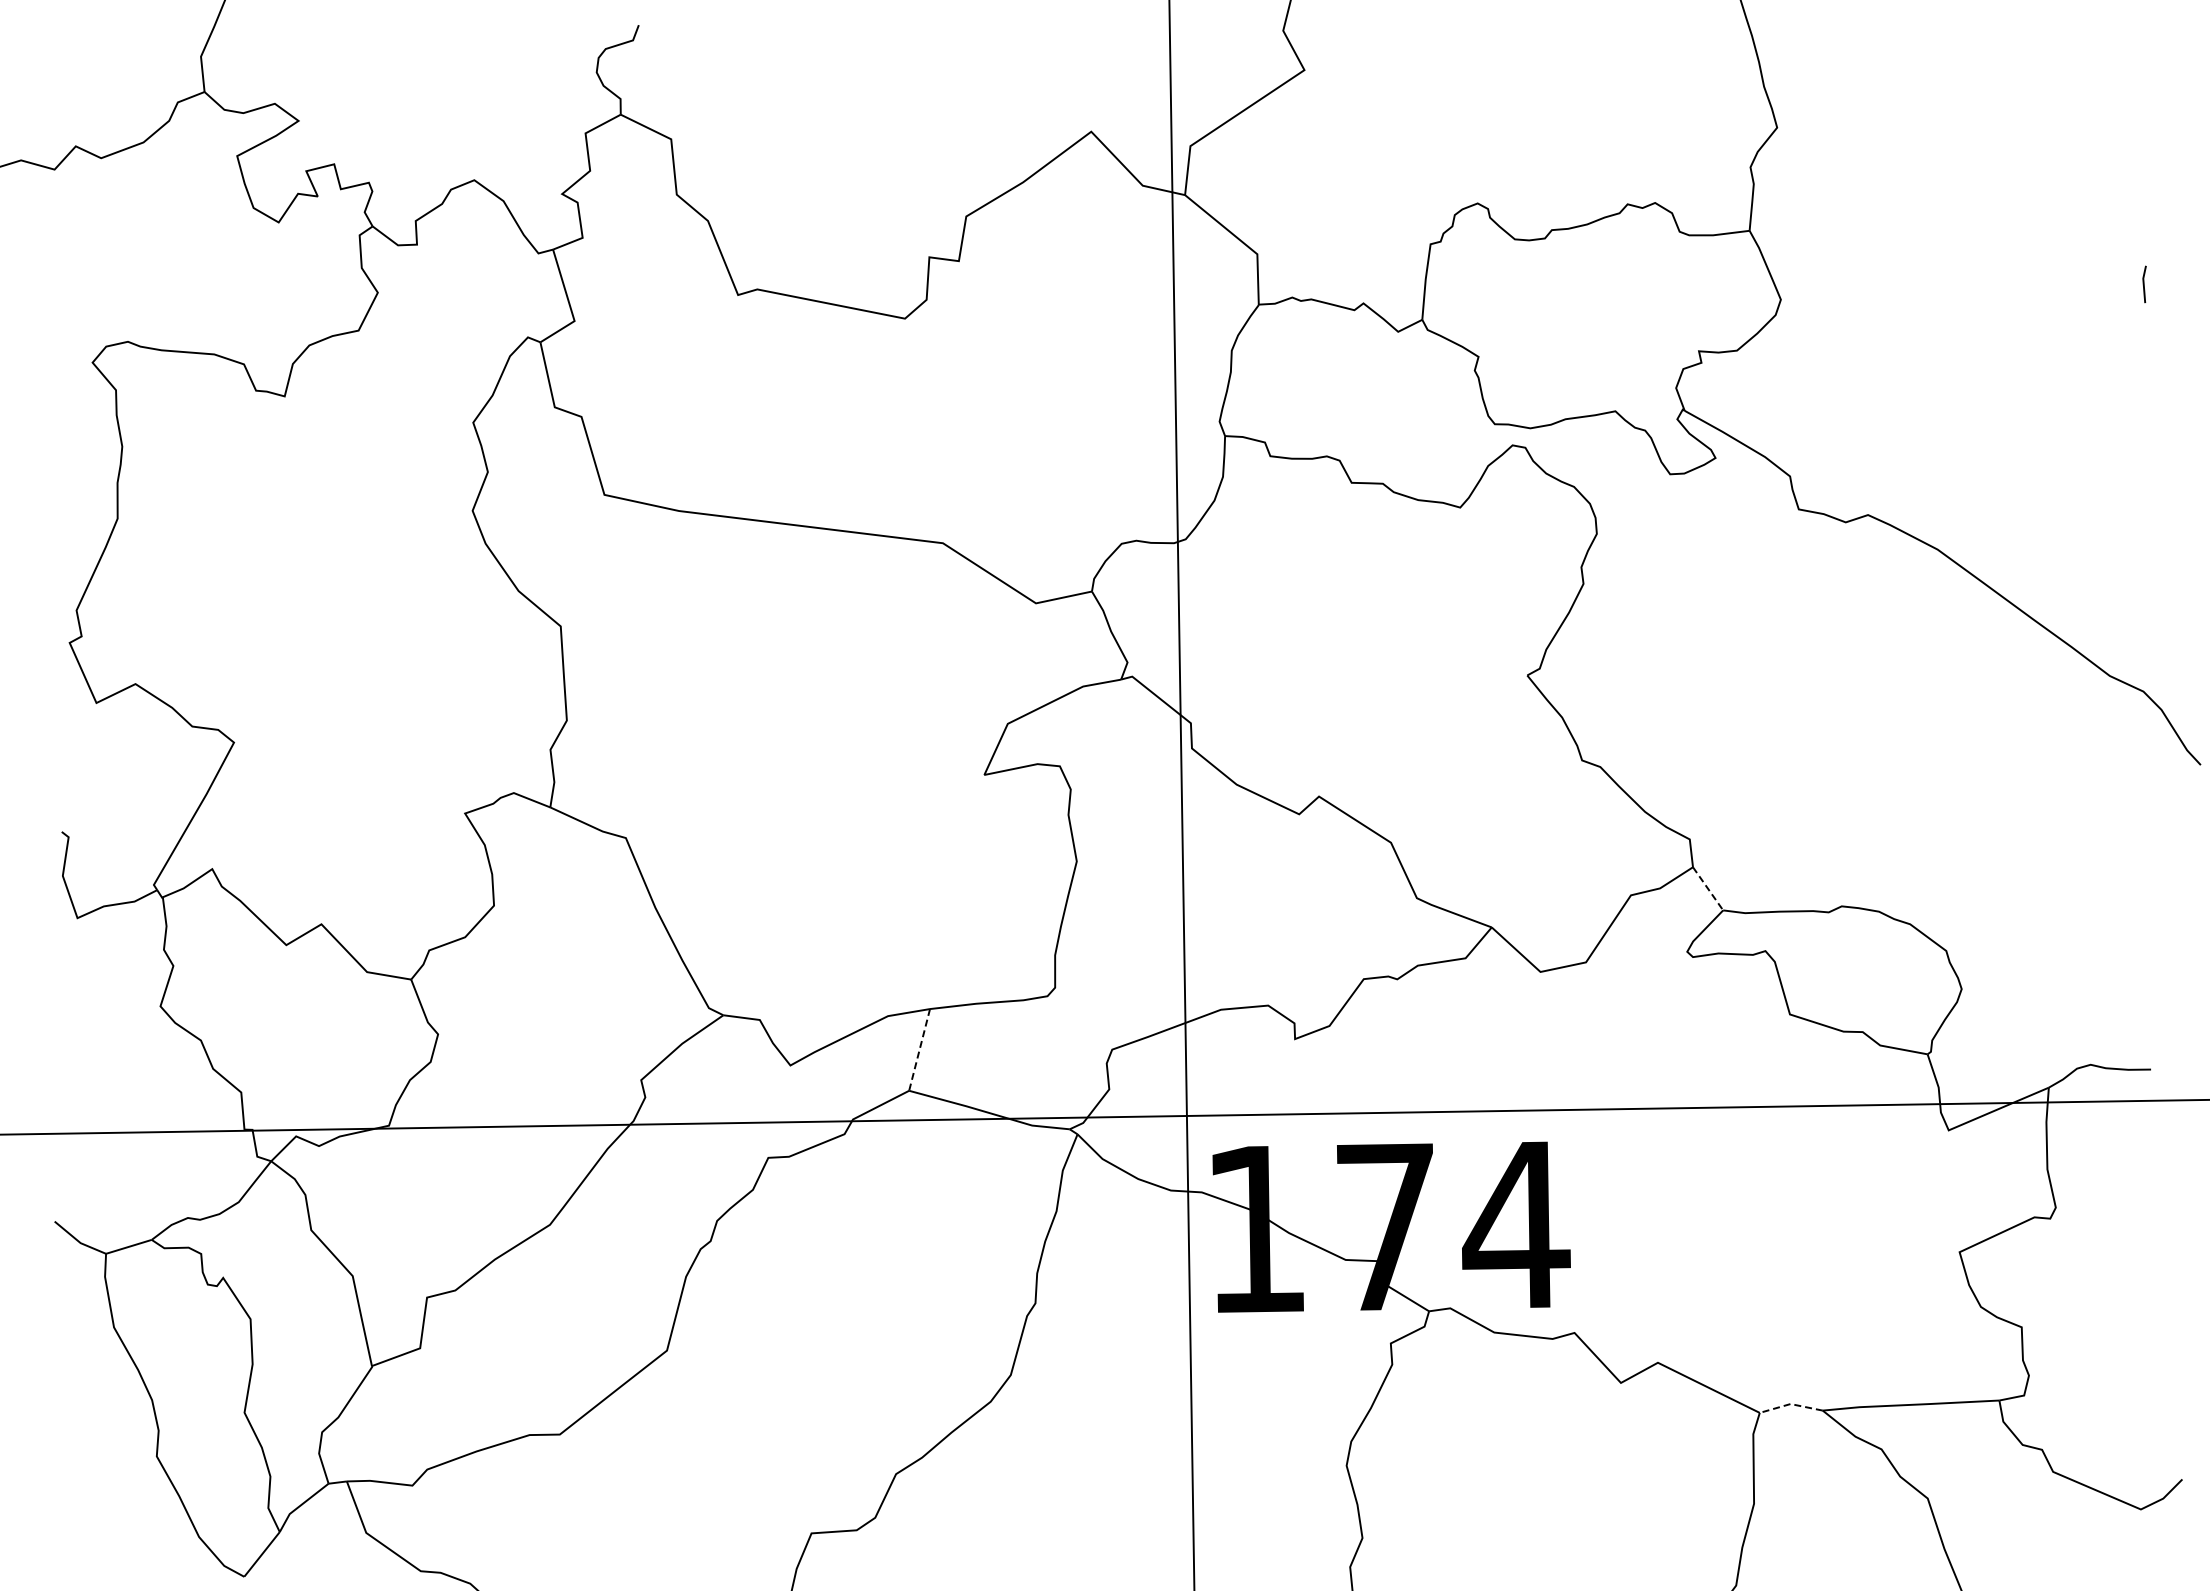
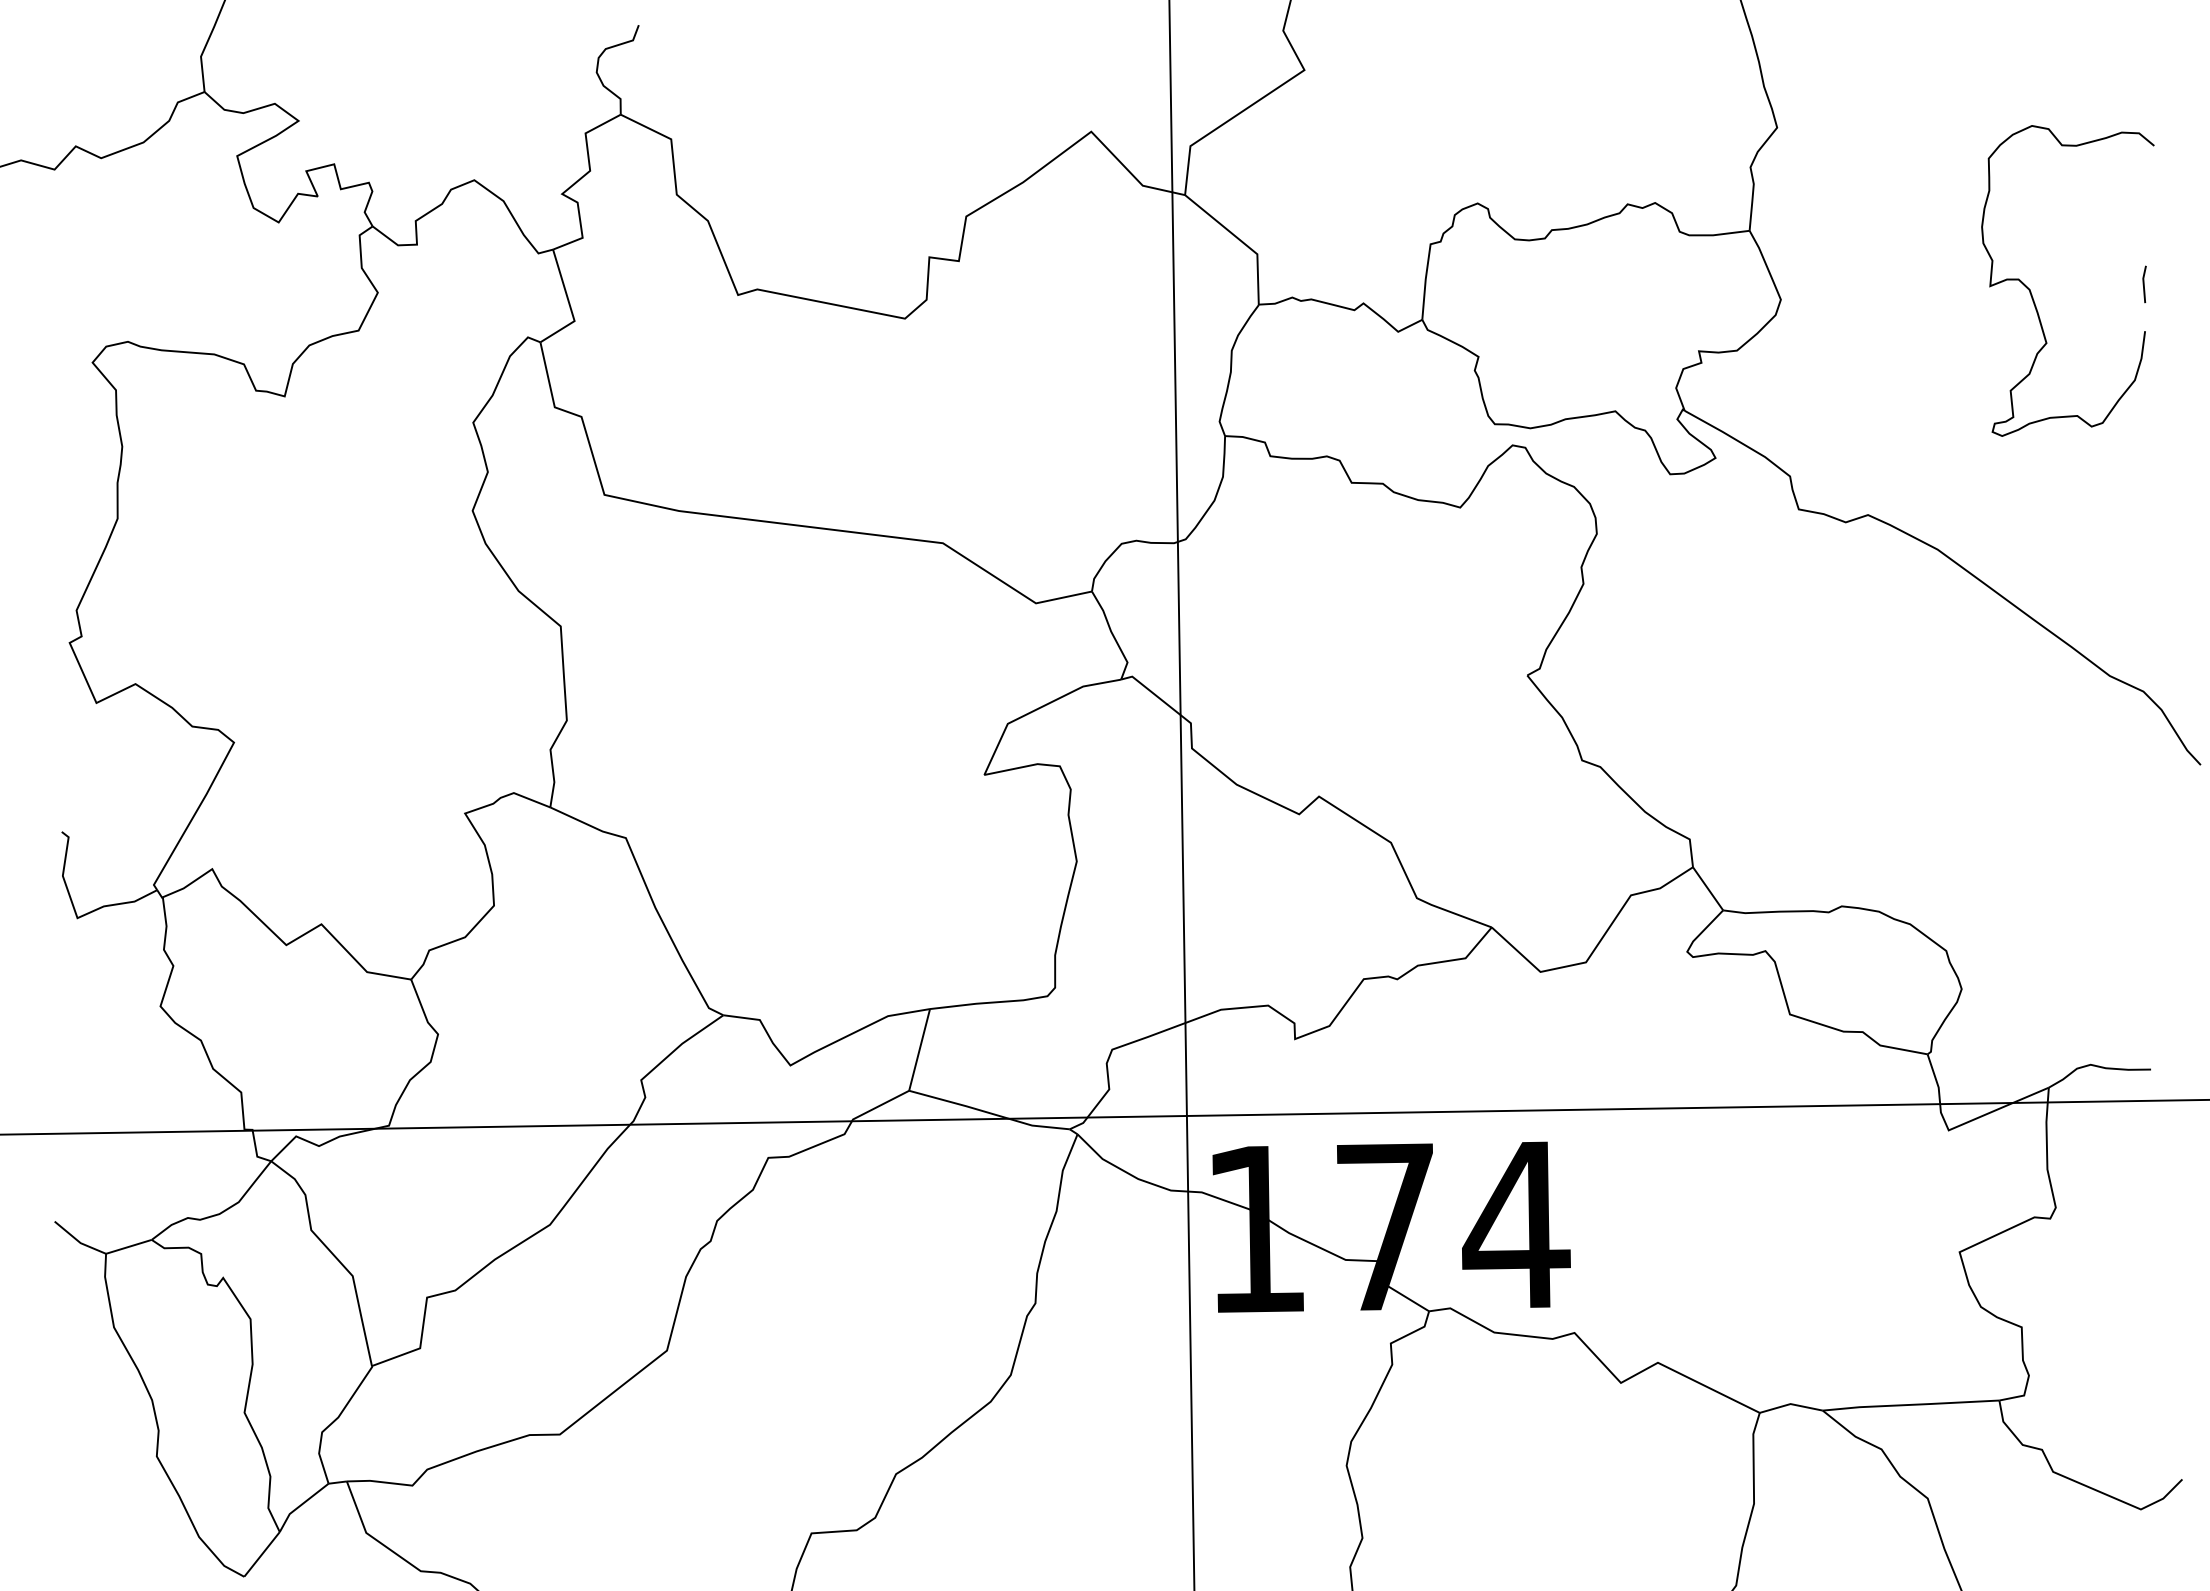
curve: none -> present (2031, 291)
line: dashed -> solid (1708, 889)
line: dashed -> solid (919, 1050)
line: dashed -> solid (1790, 1404)
